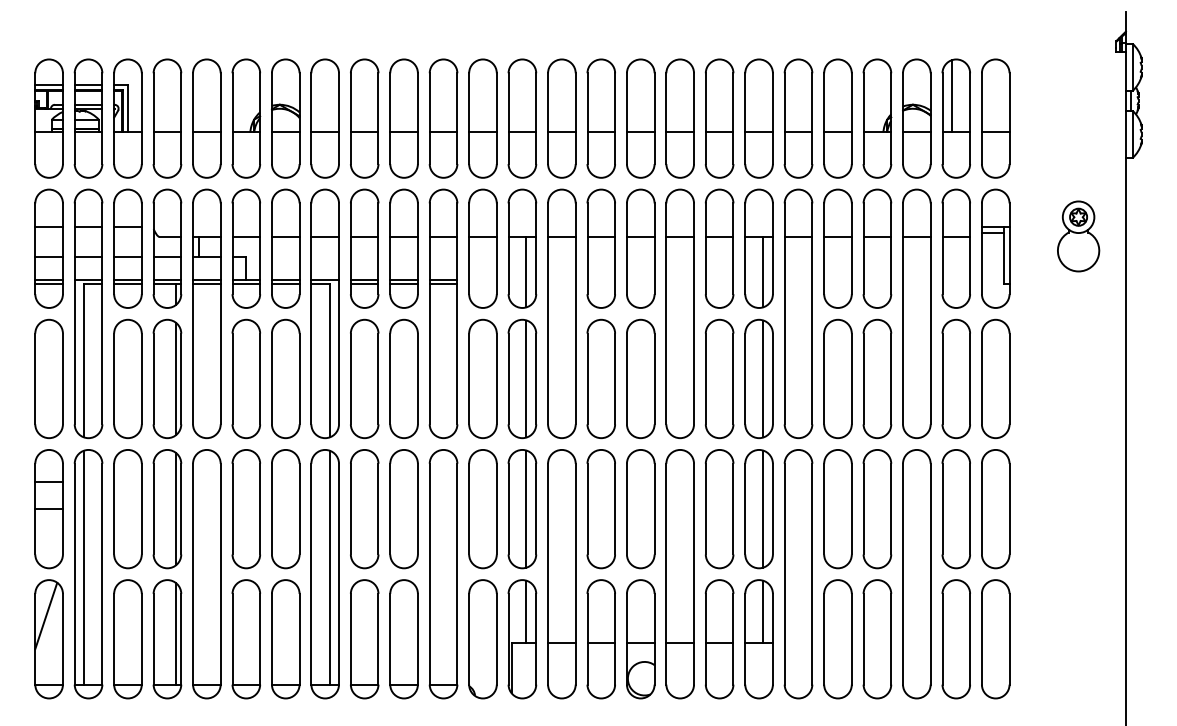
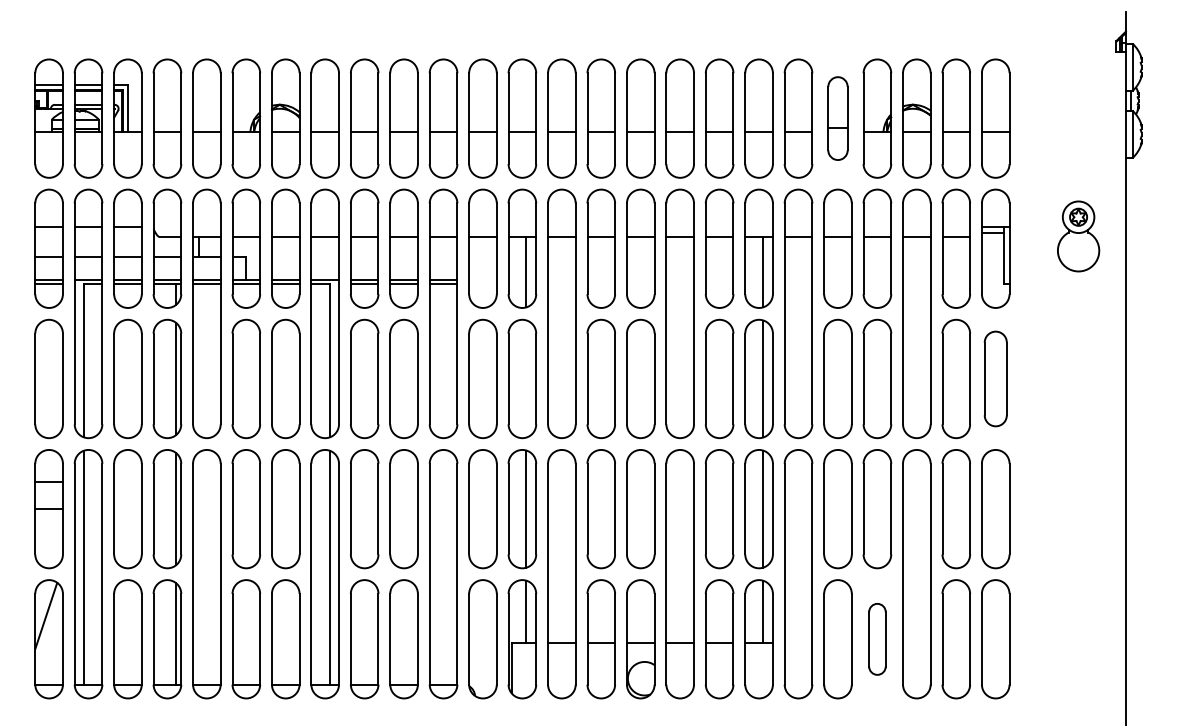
line: present -> none (952, 96)
part size: 30x121 px -> 22x85 px (837, 118)
line: present -> none (526, 378)
part size: 30x122 px -> 25x98 px (995, 378)
part size: 31x121 px -> 19x73 px (877, 639)
